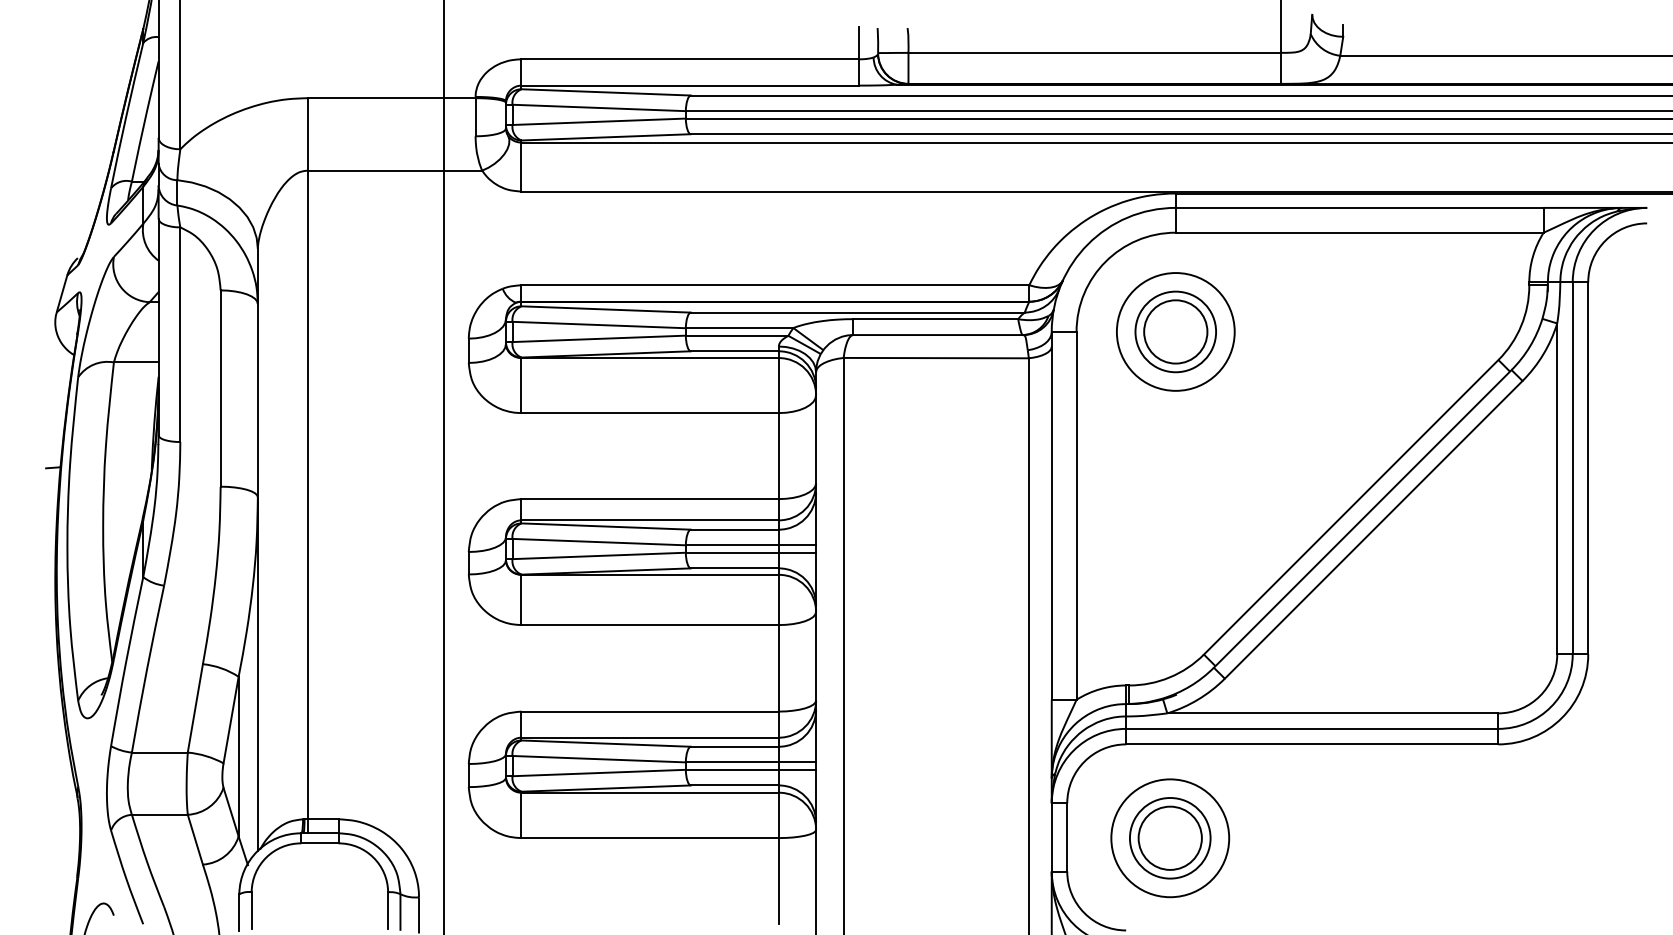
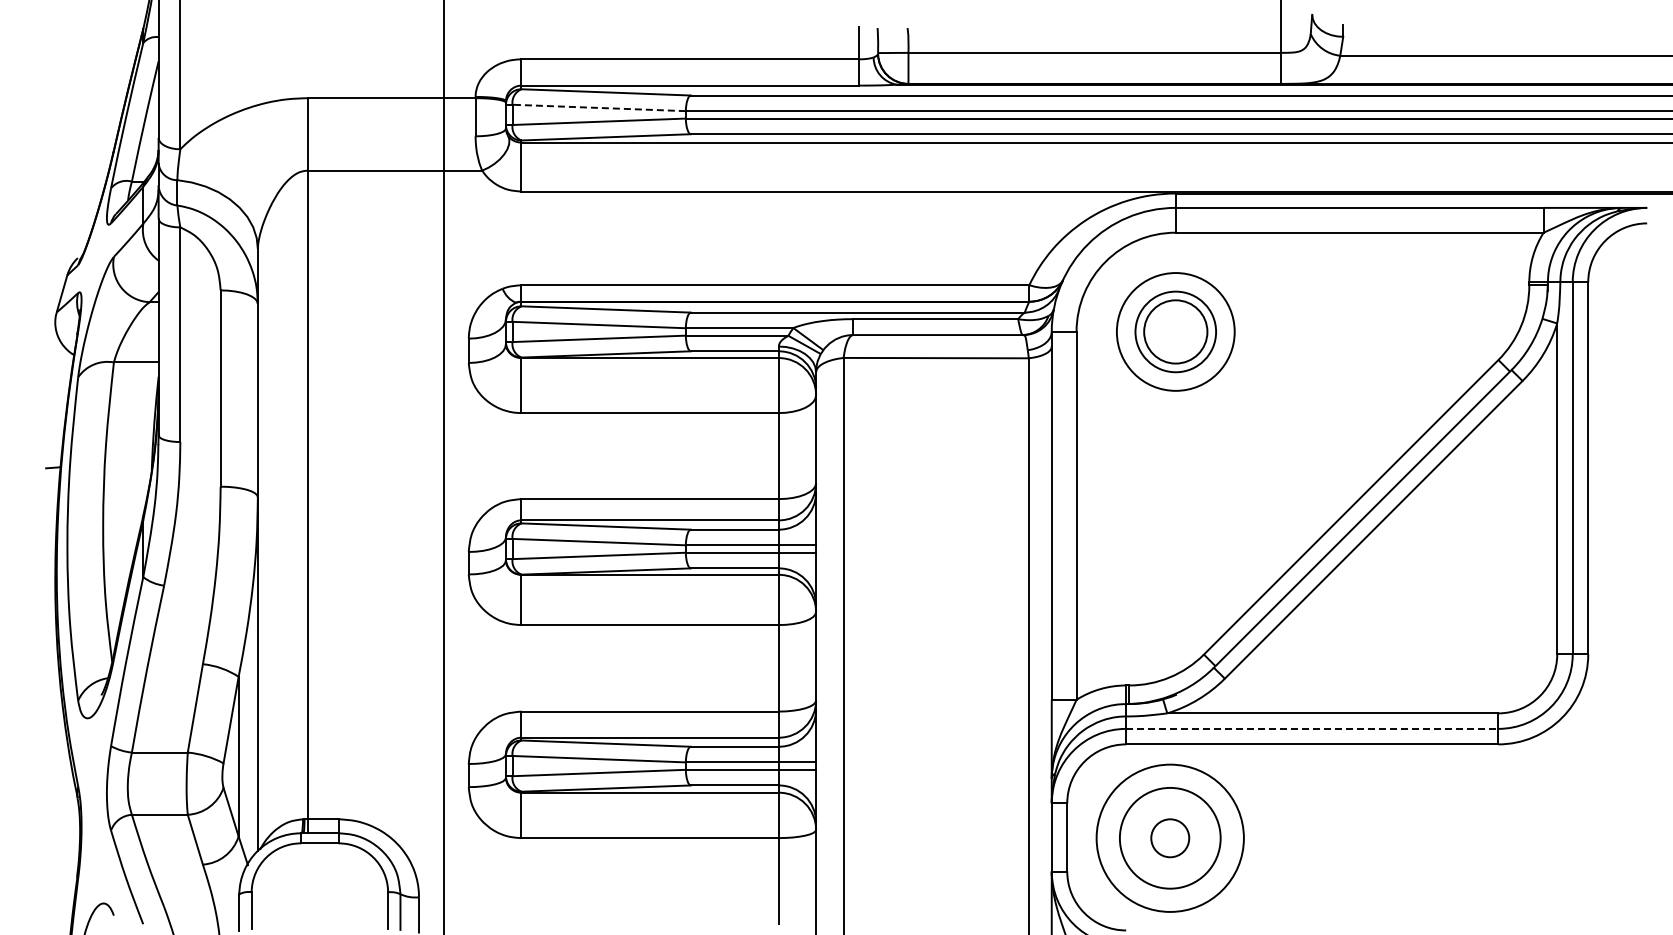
line: solid -> dashed (599, 107)
line: solid -> dashed (1312, 728)
circle diameter: 63 px -> 38 px (1170, 838)
circle diameter: 81 px -> 101 px (1169, 837)
circle diameter: 118 px -> 147 px (1169, 837)
